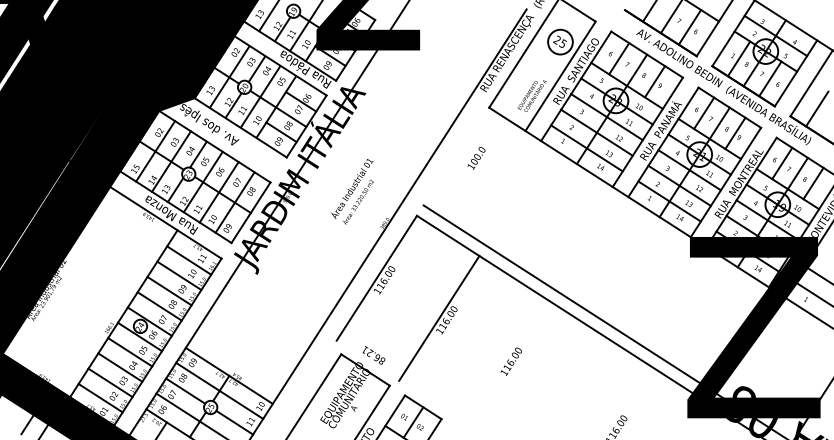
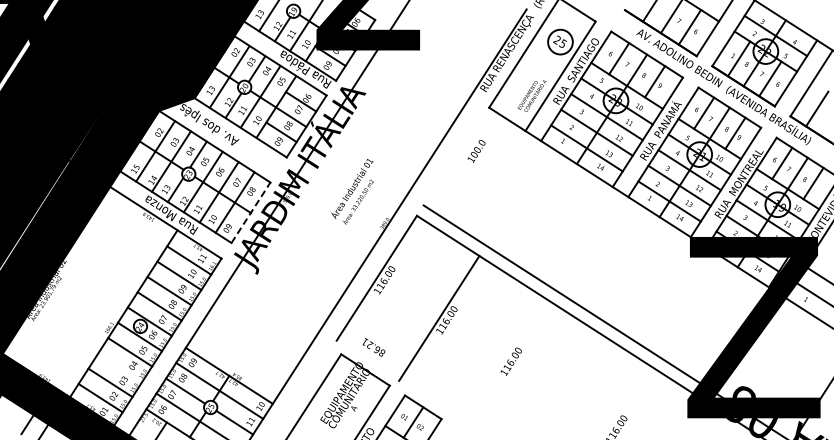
text position: (476, 158) -> (476, 151) (476, 151)
line: solid -> dashed (250, 212)
text position: (373, 355) -> (373, 347) (373, 347)
line: present -> none (120, 367)
